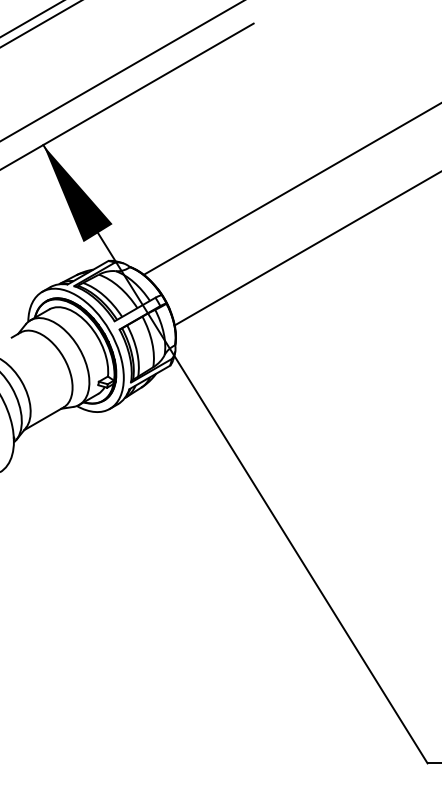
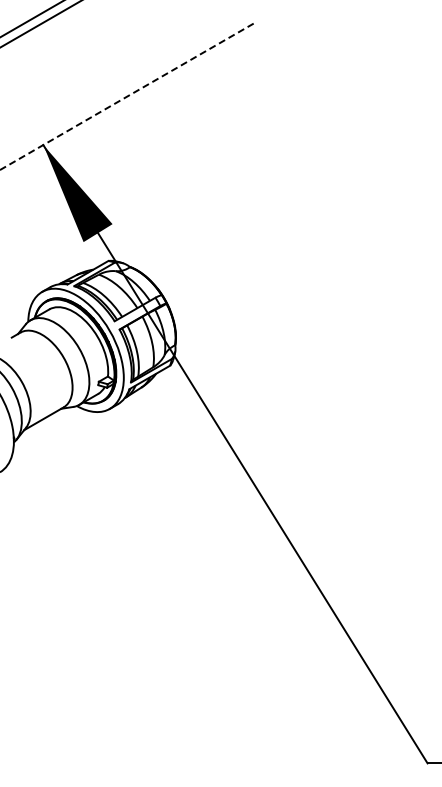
line: present -> none (121, 70)
line: solid -> dashed (126, 97)
line: present -> none (290, 189)
line: present -> none (306, 249)
